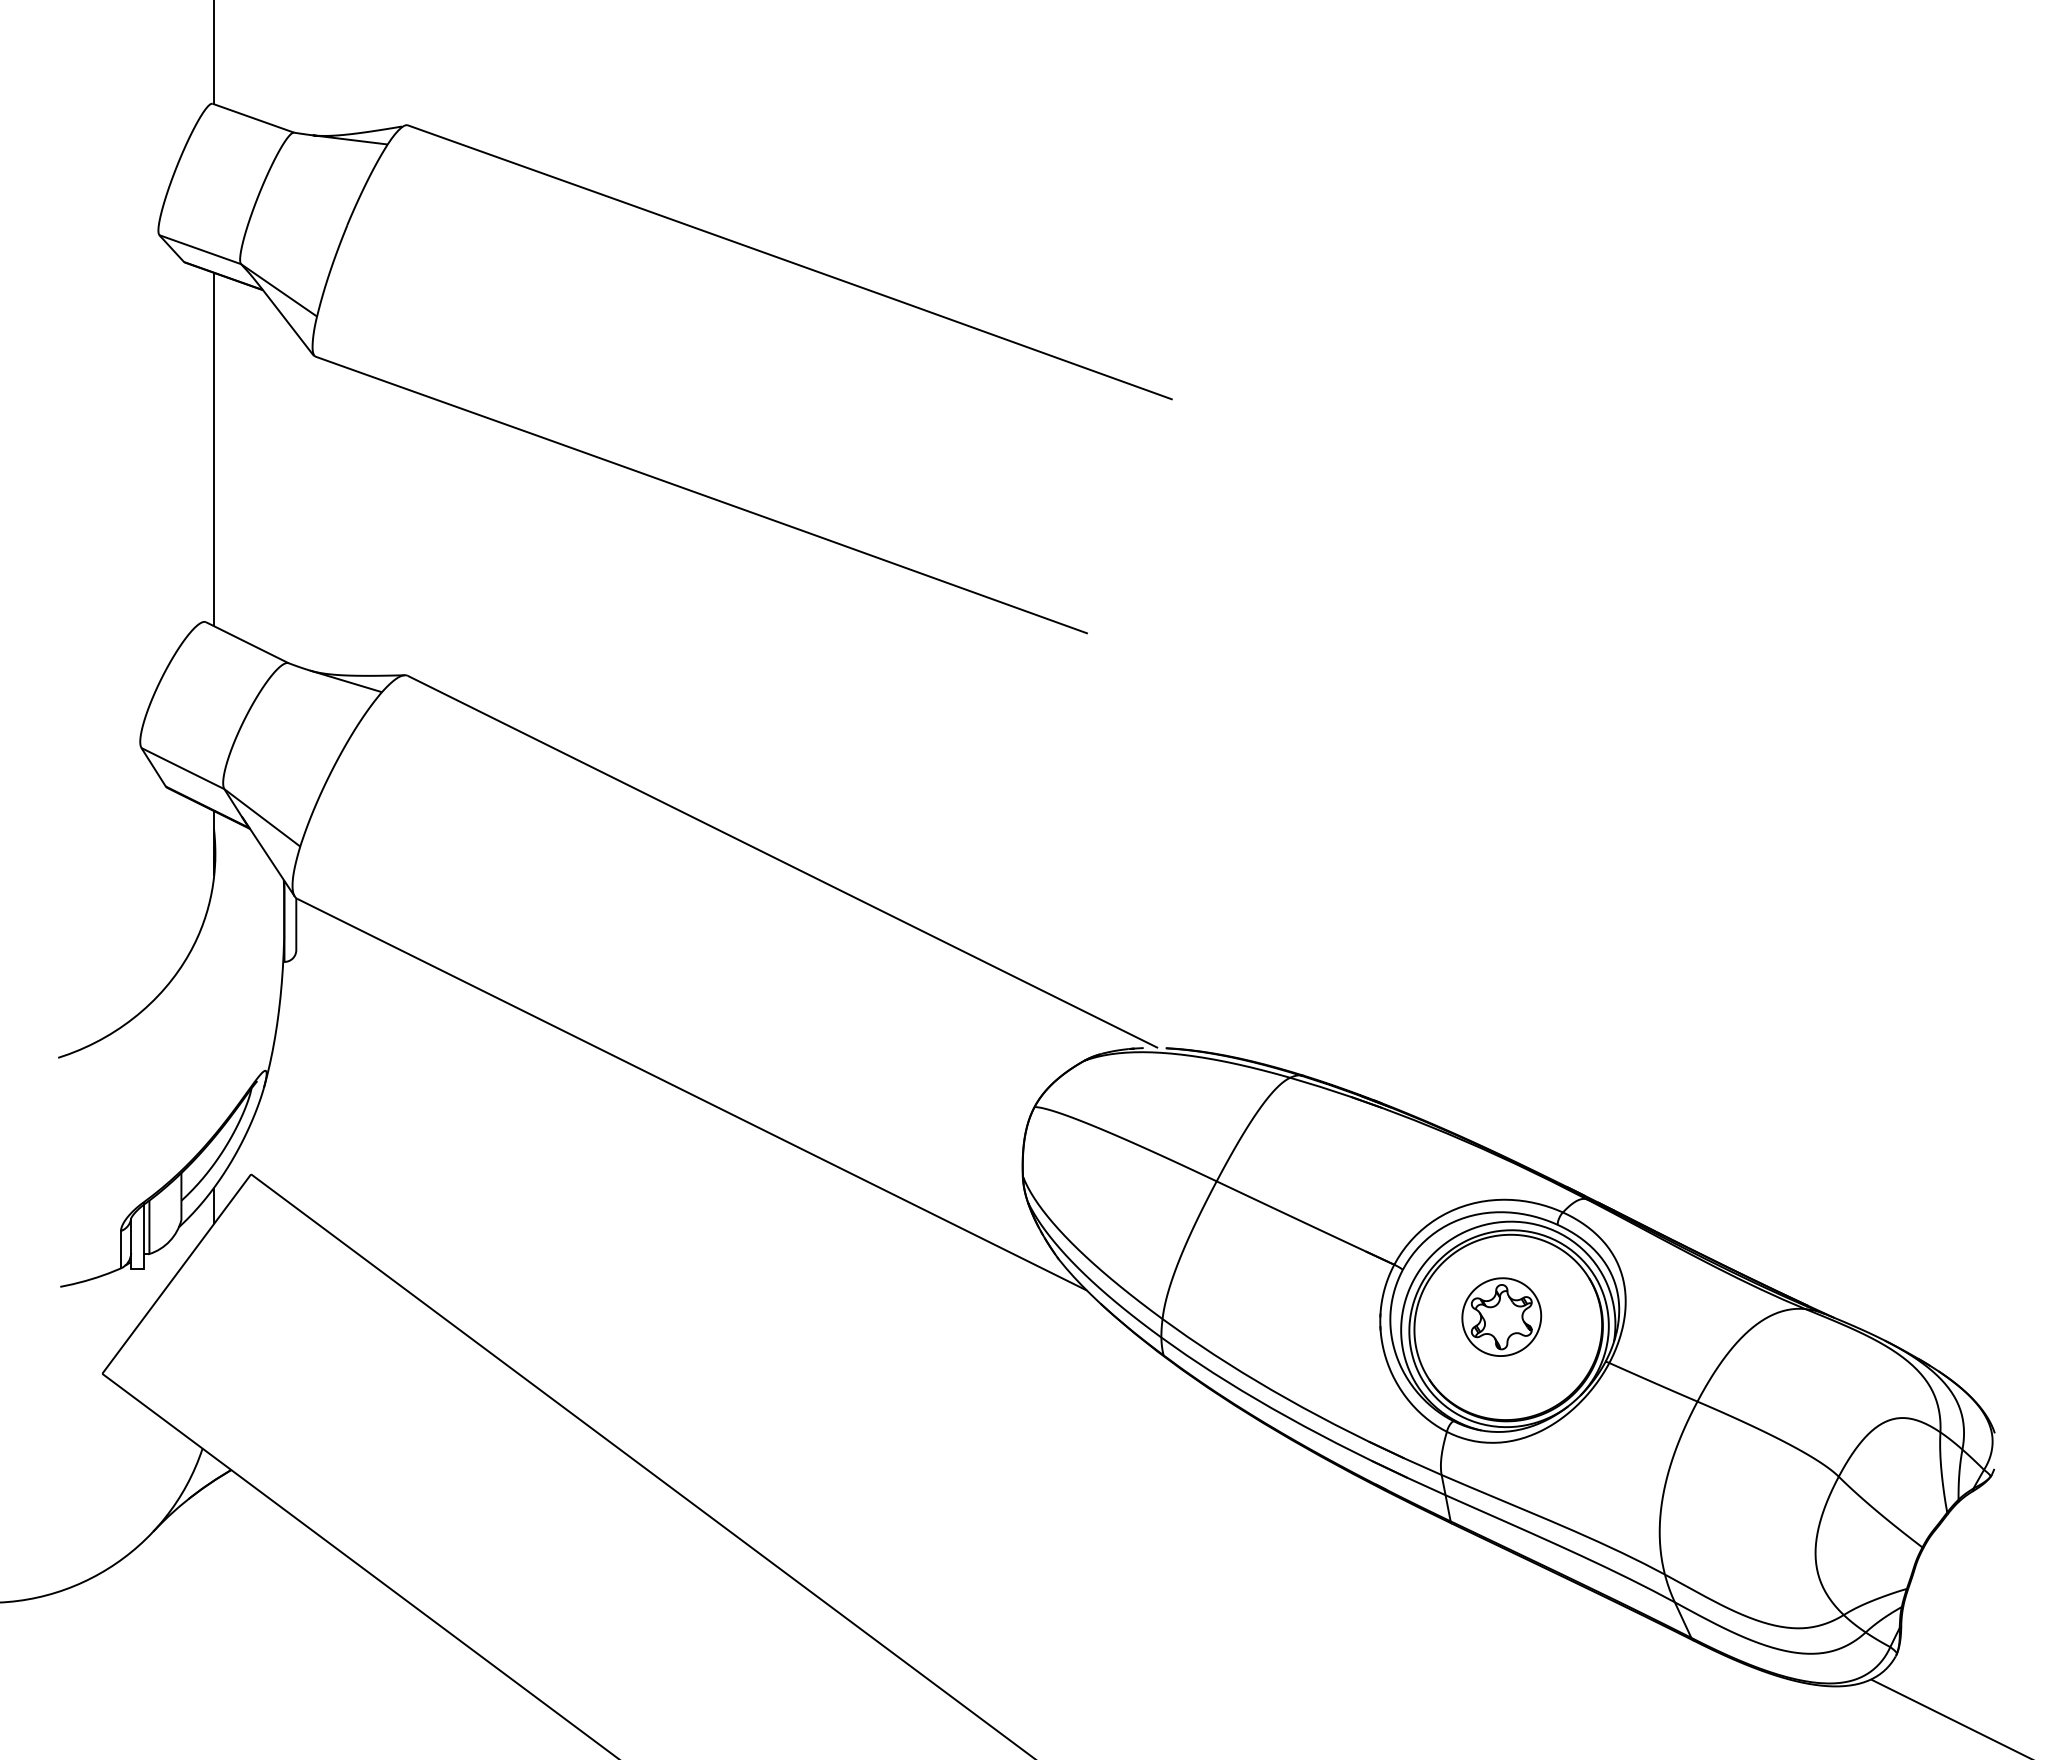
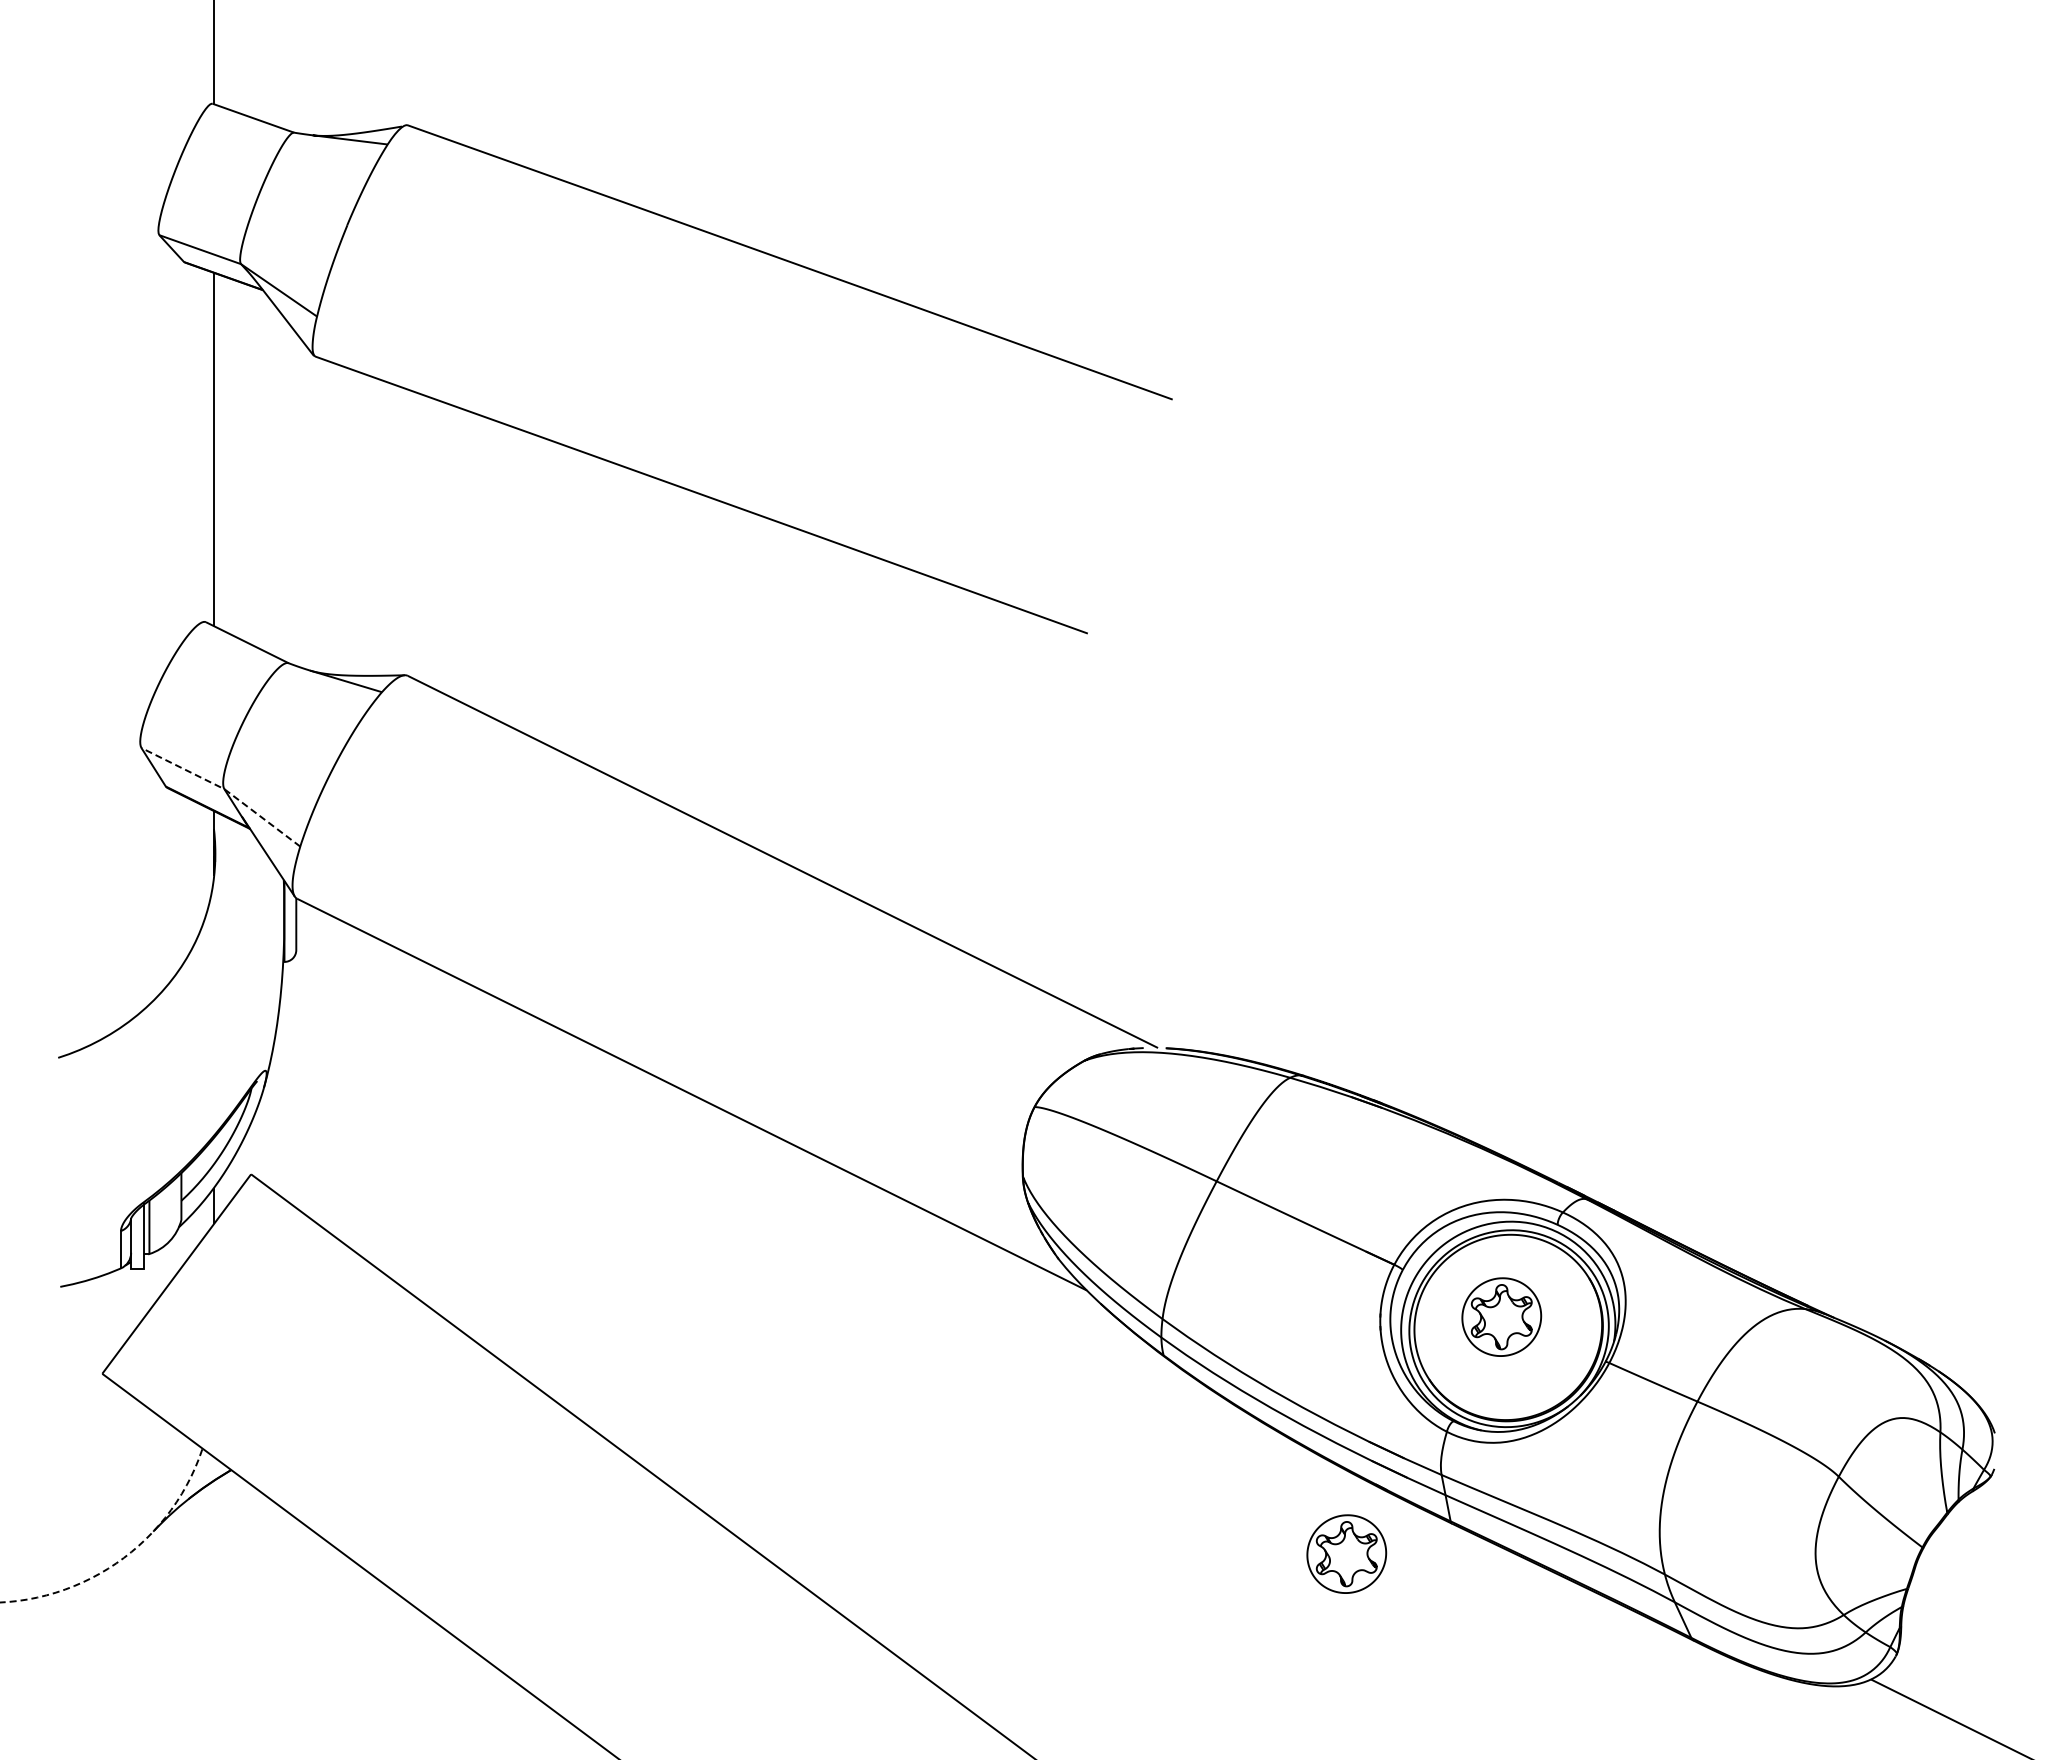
line: solid -> dashed (225, 789)
part: none -> present (1346, 1553)
line: solid -> dashed (125, 1556)
